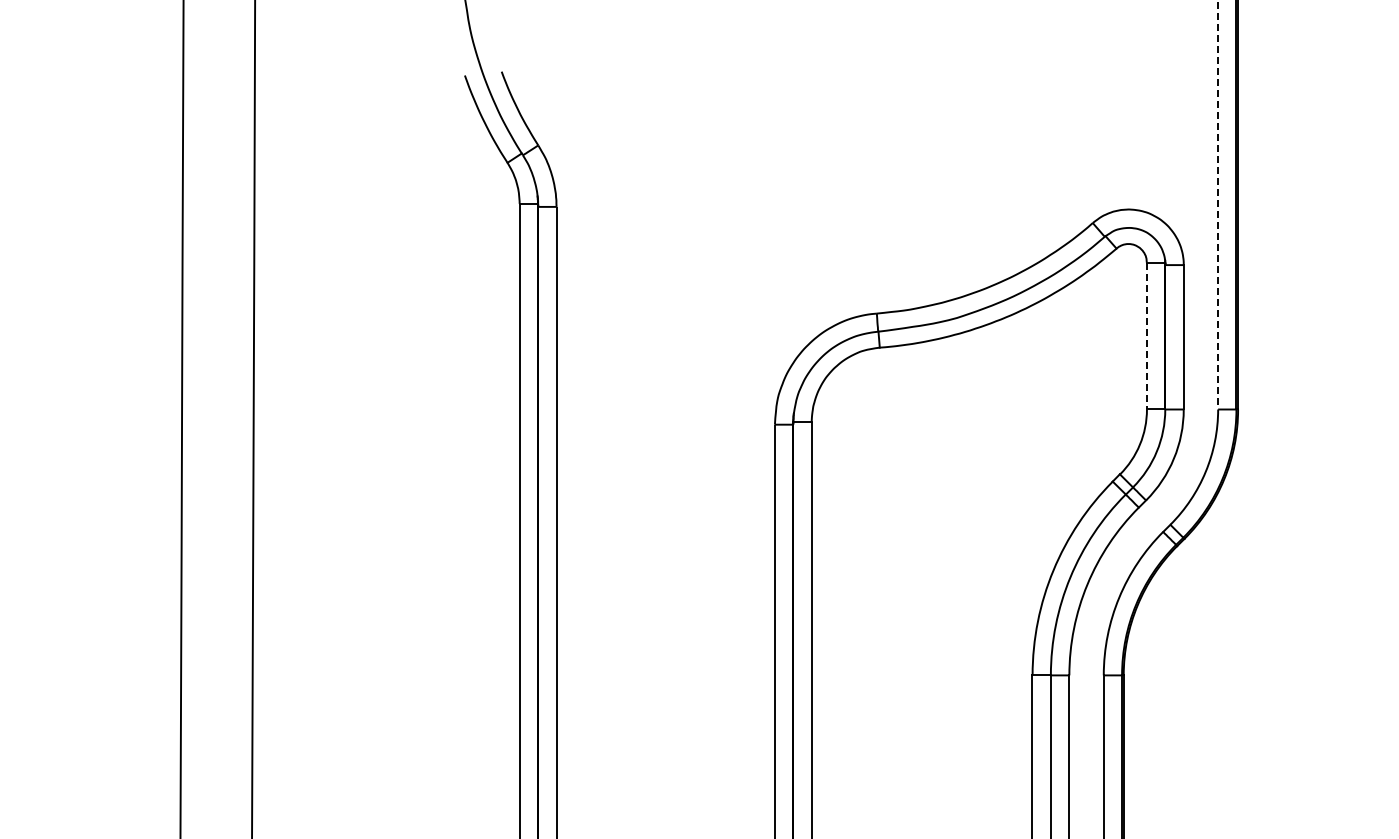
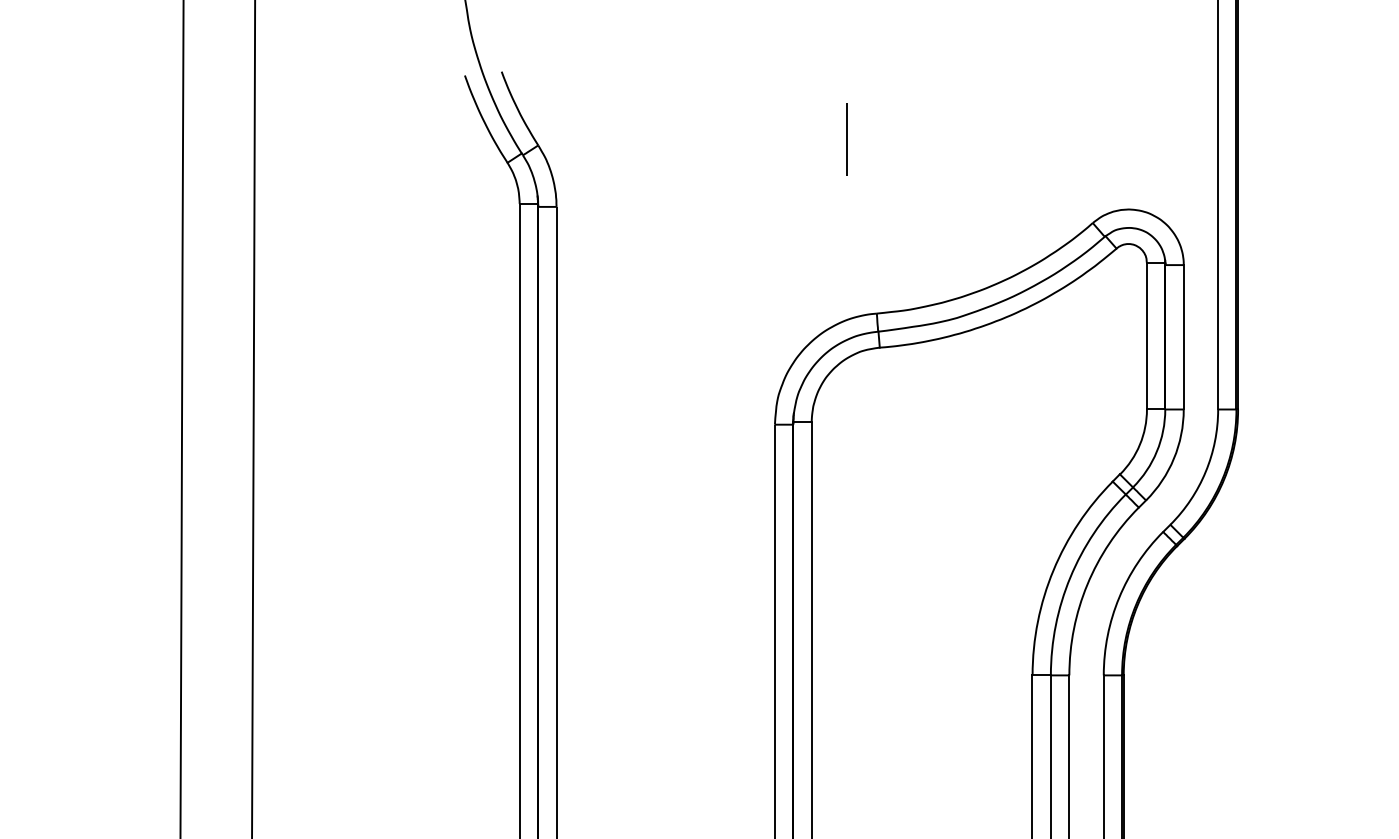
line: none -> present (846, 139)
line: dashed -> solid (1218, 205)
line: dashed -> solid (1146, 336)
